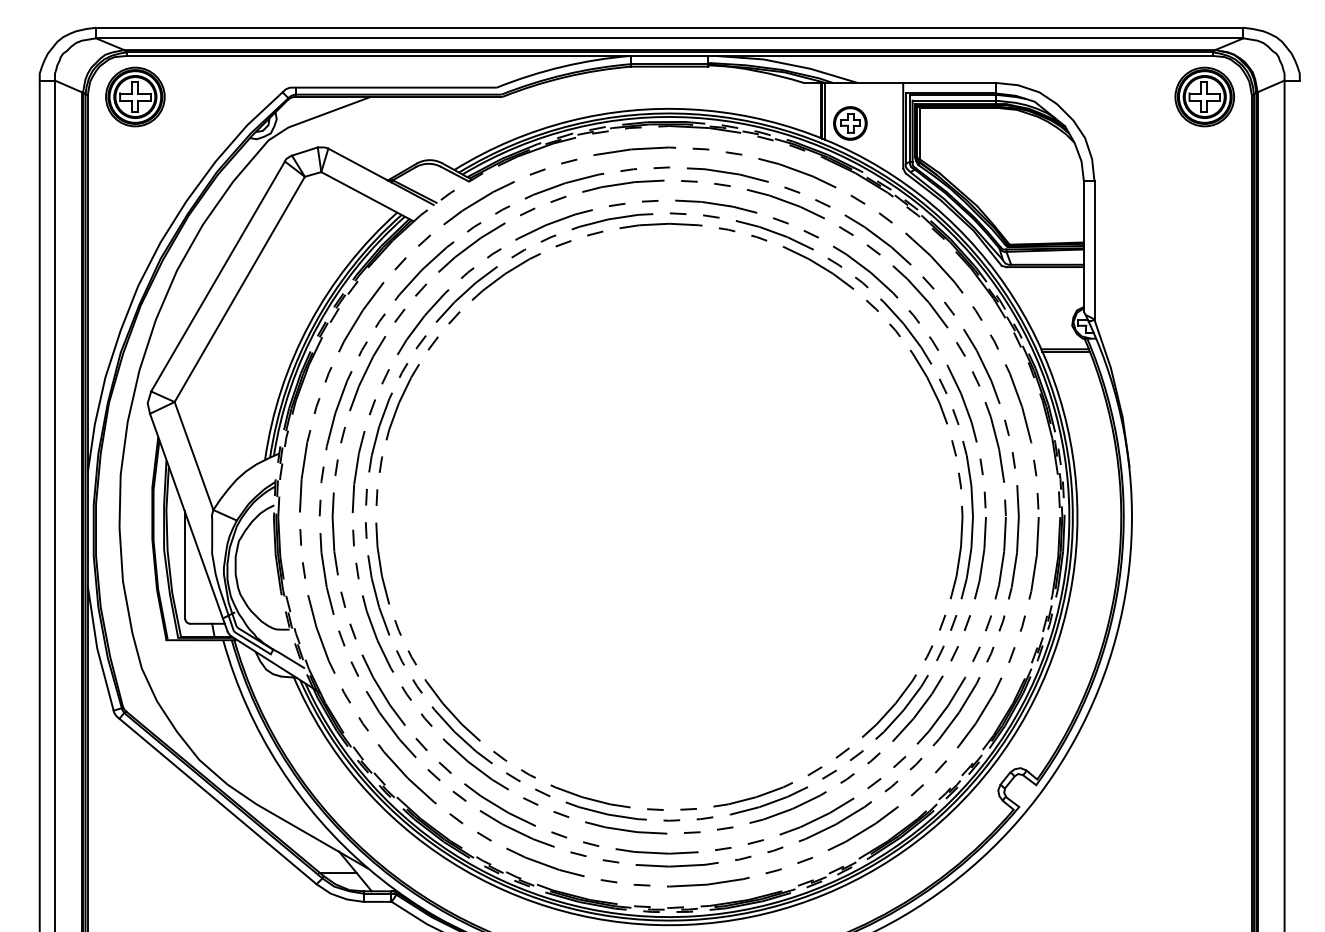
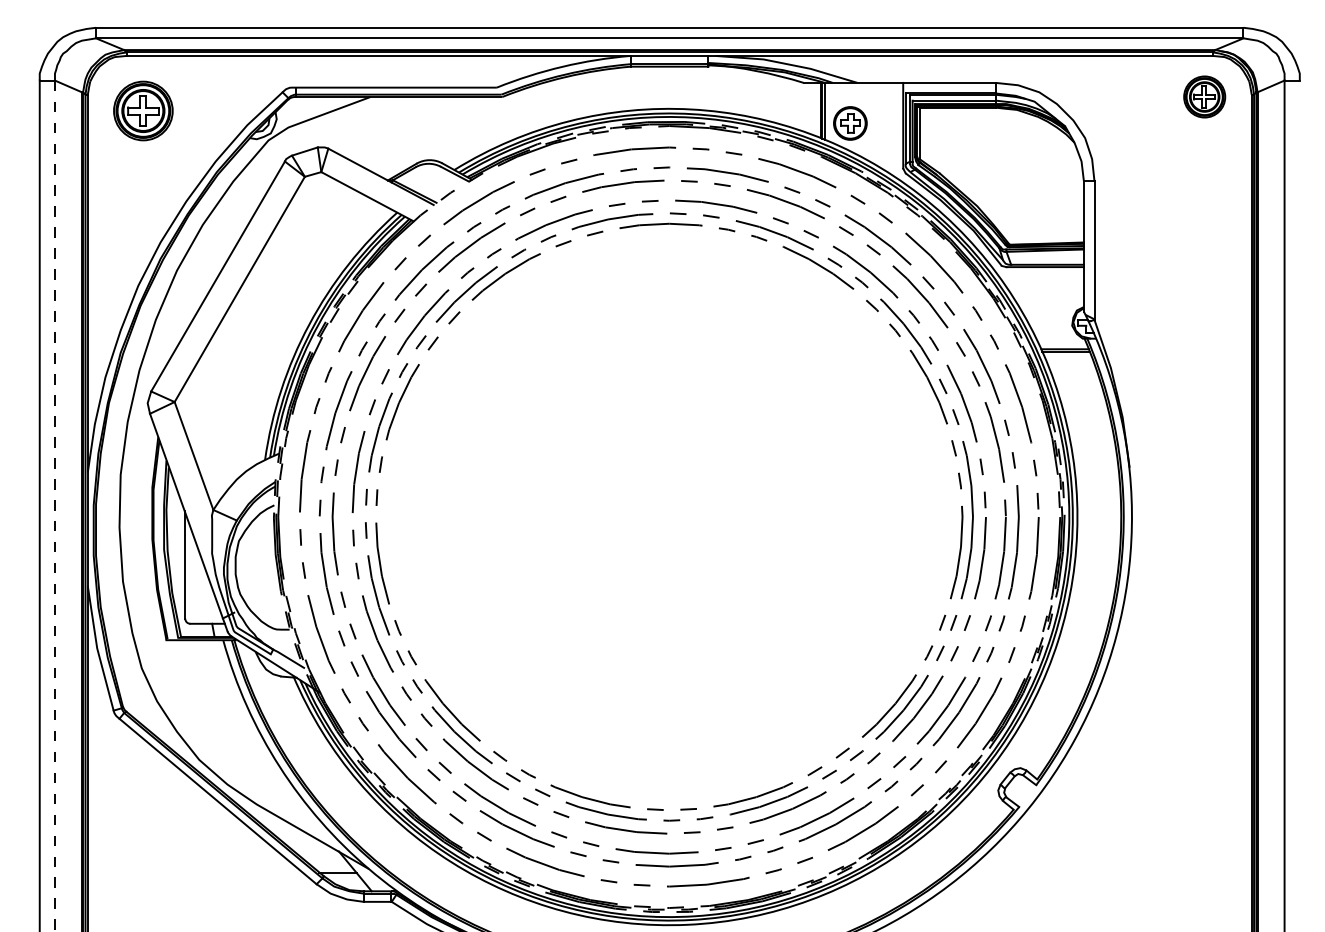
part position: (135, 96) -> (143, 110) (143, 110)
part size: 61x62 px -> 44x44 px (1204, 96)
line: solid -> dashed (54, 506)
